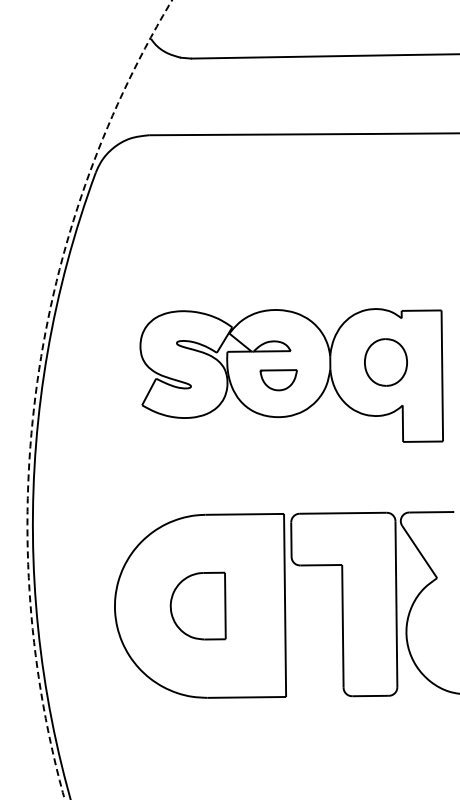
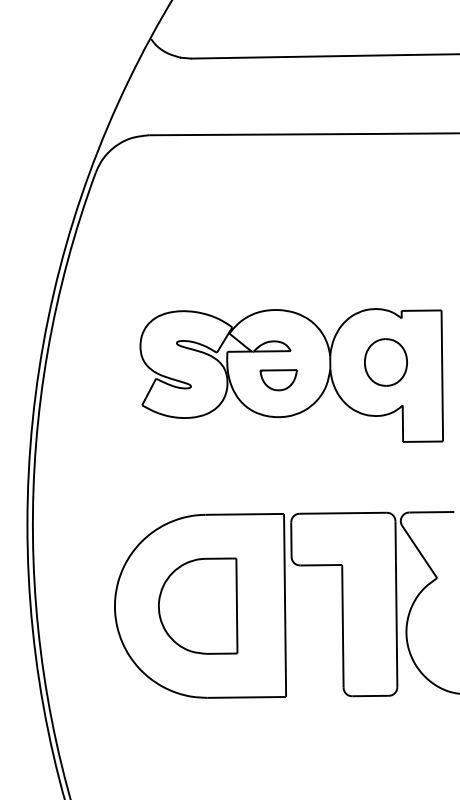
circle: dashed -> solid (99, 399)
part size: 58x70 px -> 81x98 px (198, 605)
